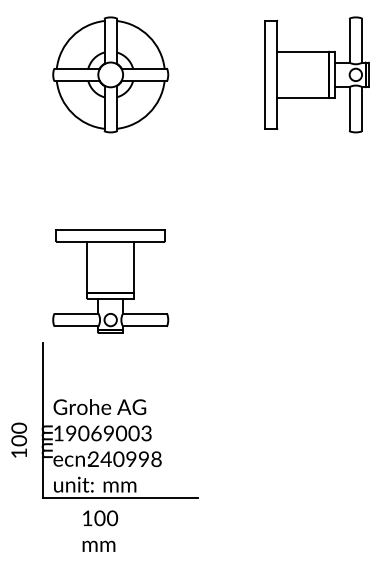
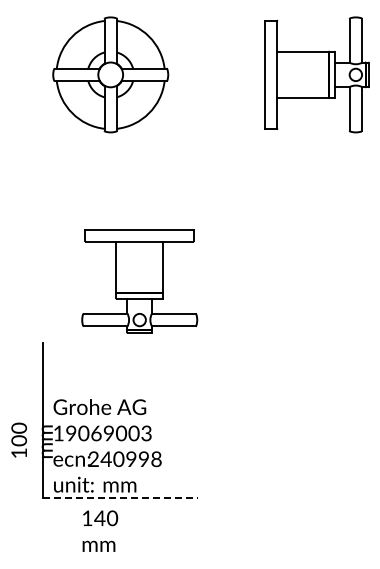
part position: (110, 281) -> (139, 281) (139, 281)
line: solid -> dashed (120, 497)
text: 100 -> 140 (99, 518)
